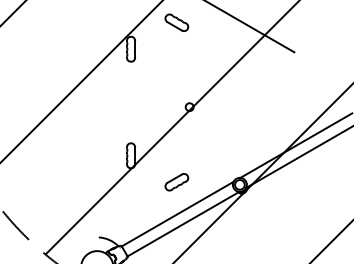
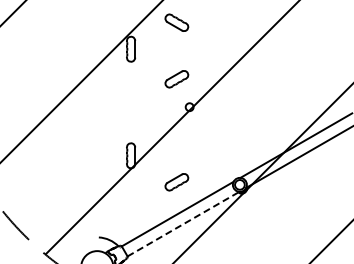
line: present -> none (250, 27)
part: none -> present (176, 79)
line: solid -> dashed (183, 224)
